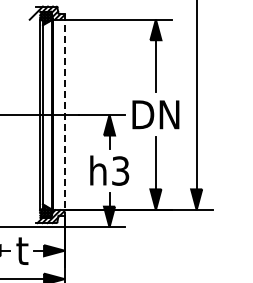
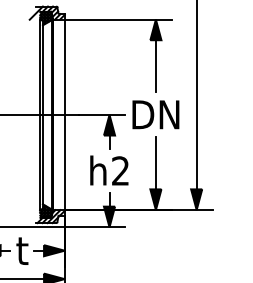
line: dashed -> solid (64, 114)
text: h3 -> h2 (120, 170)
